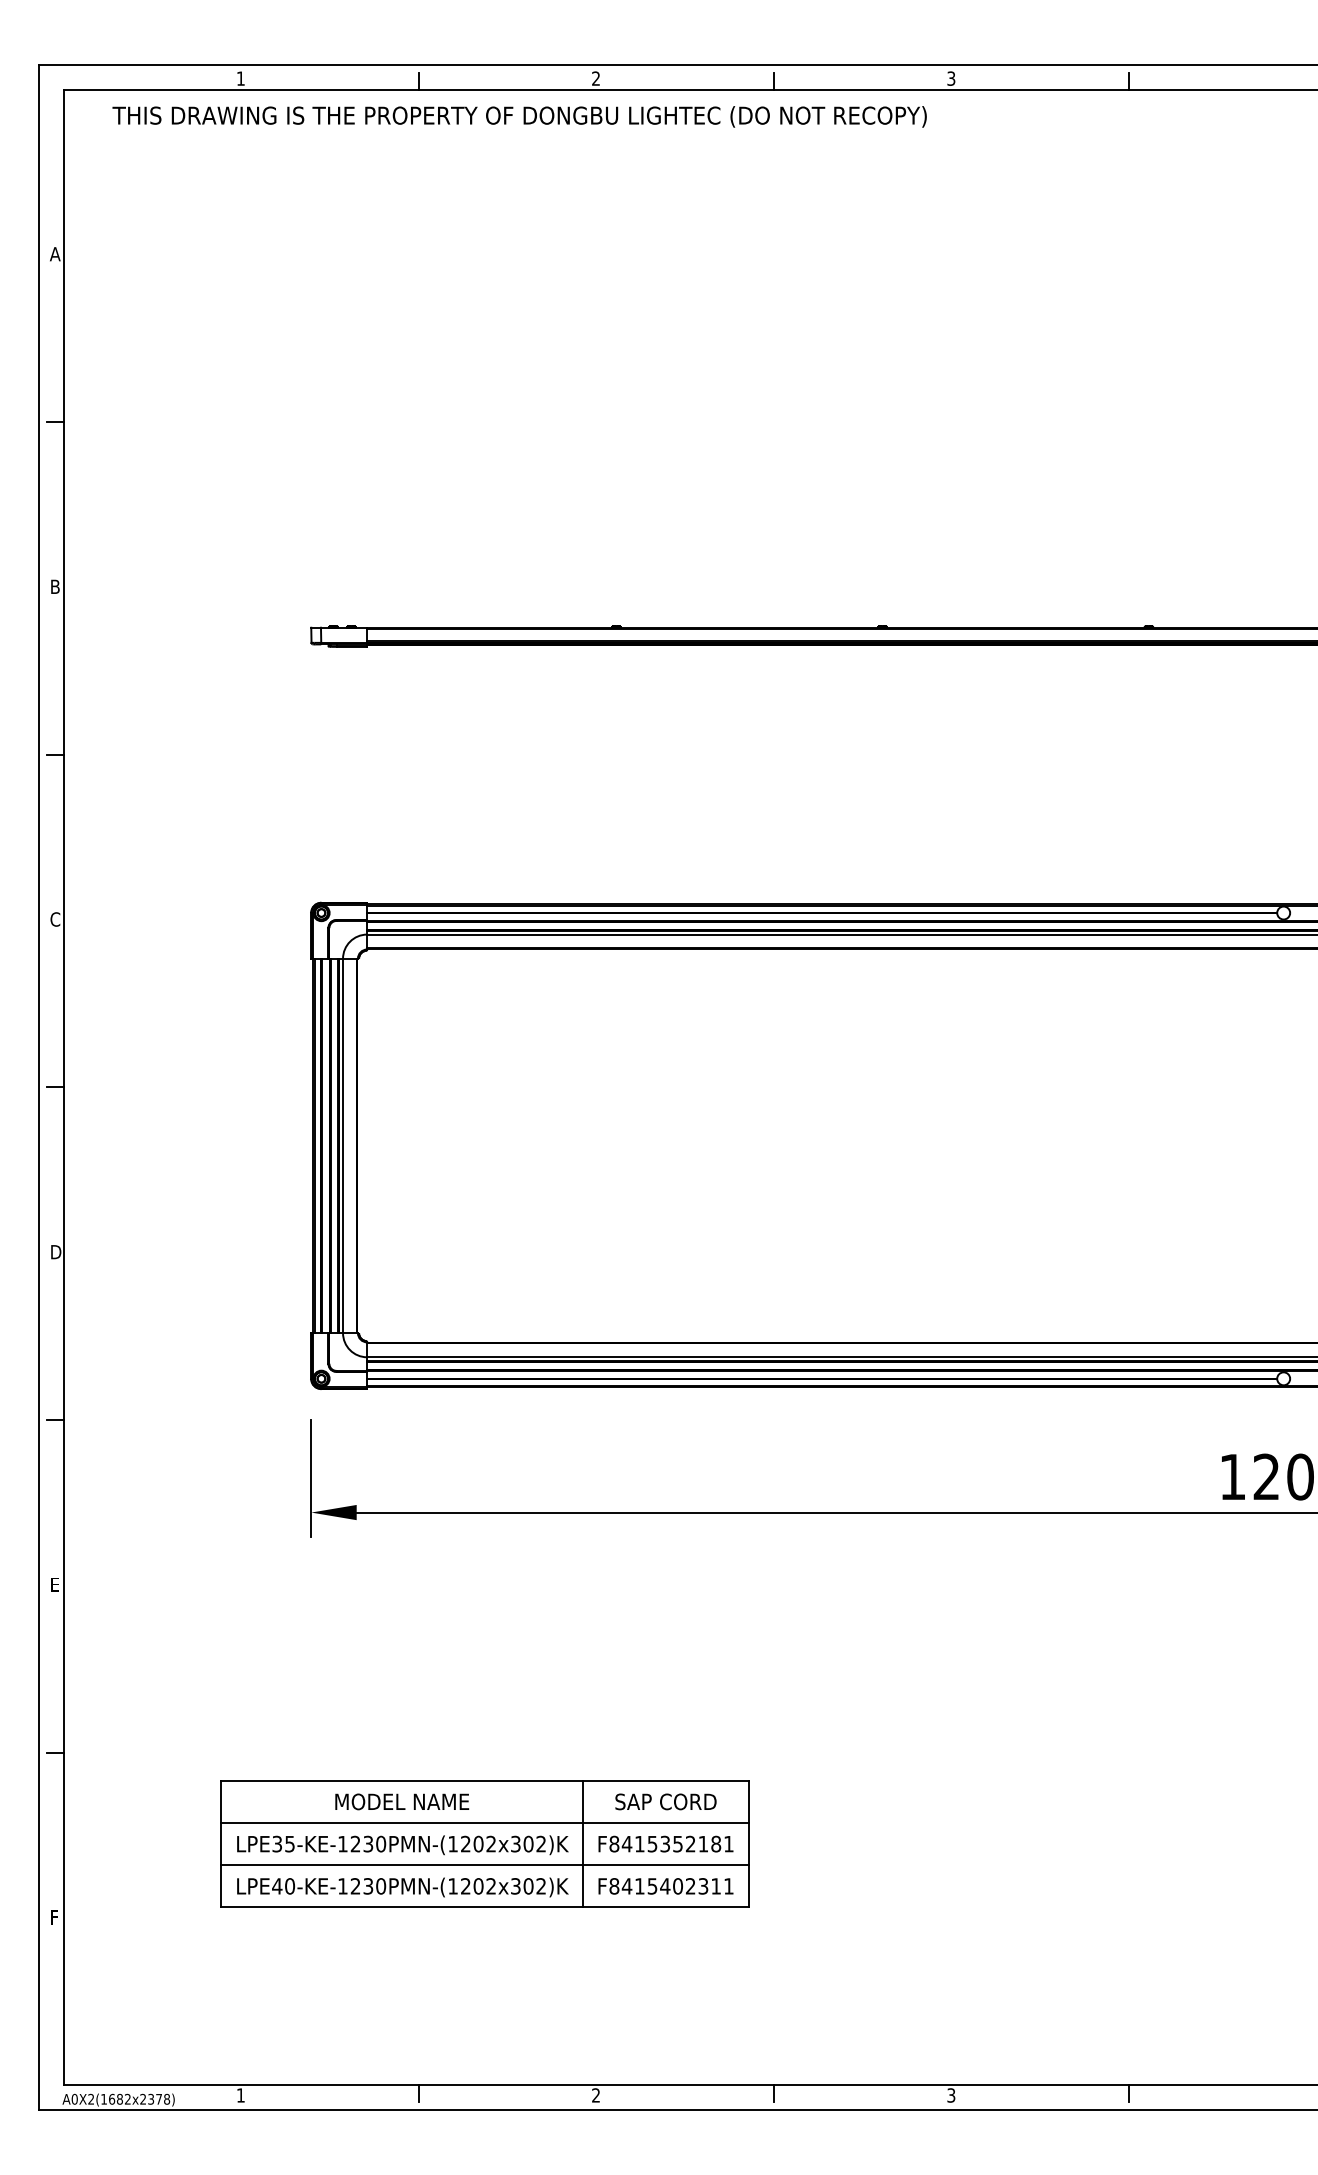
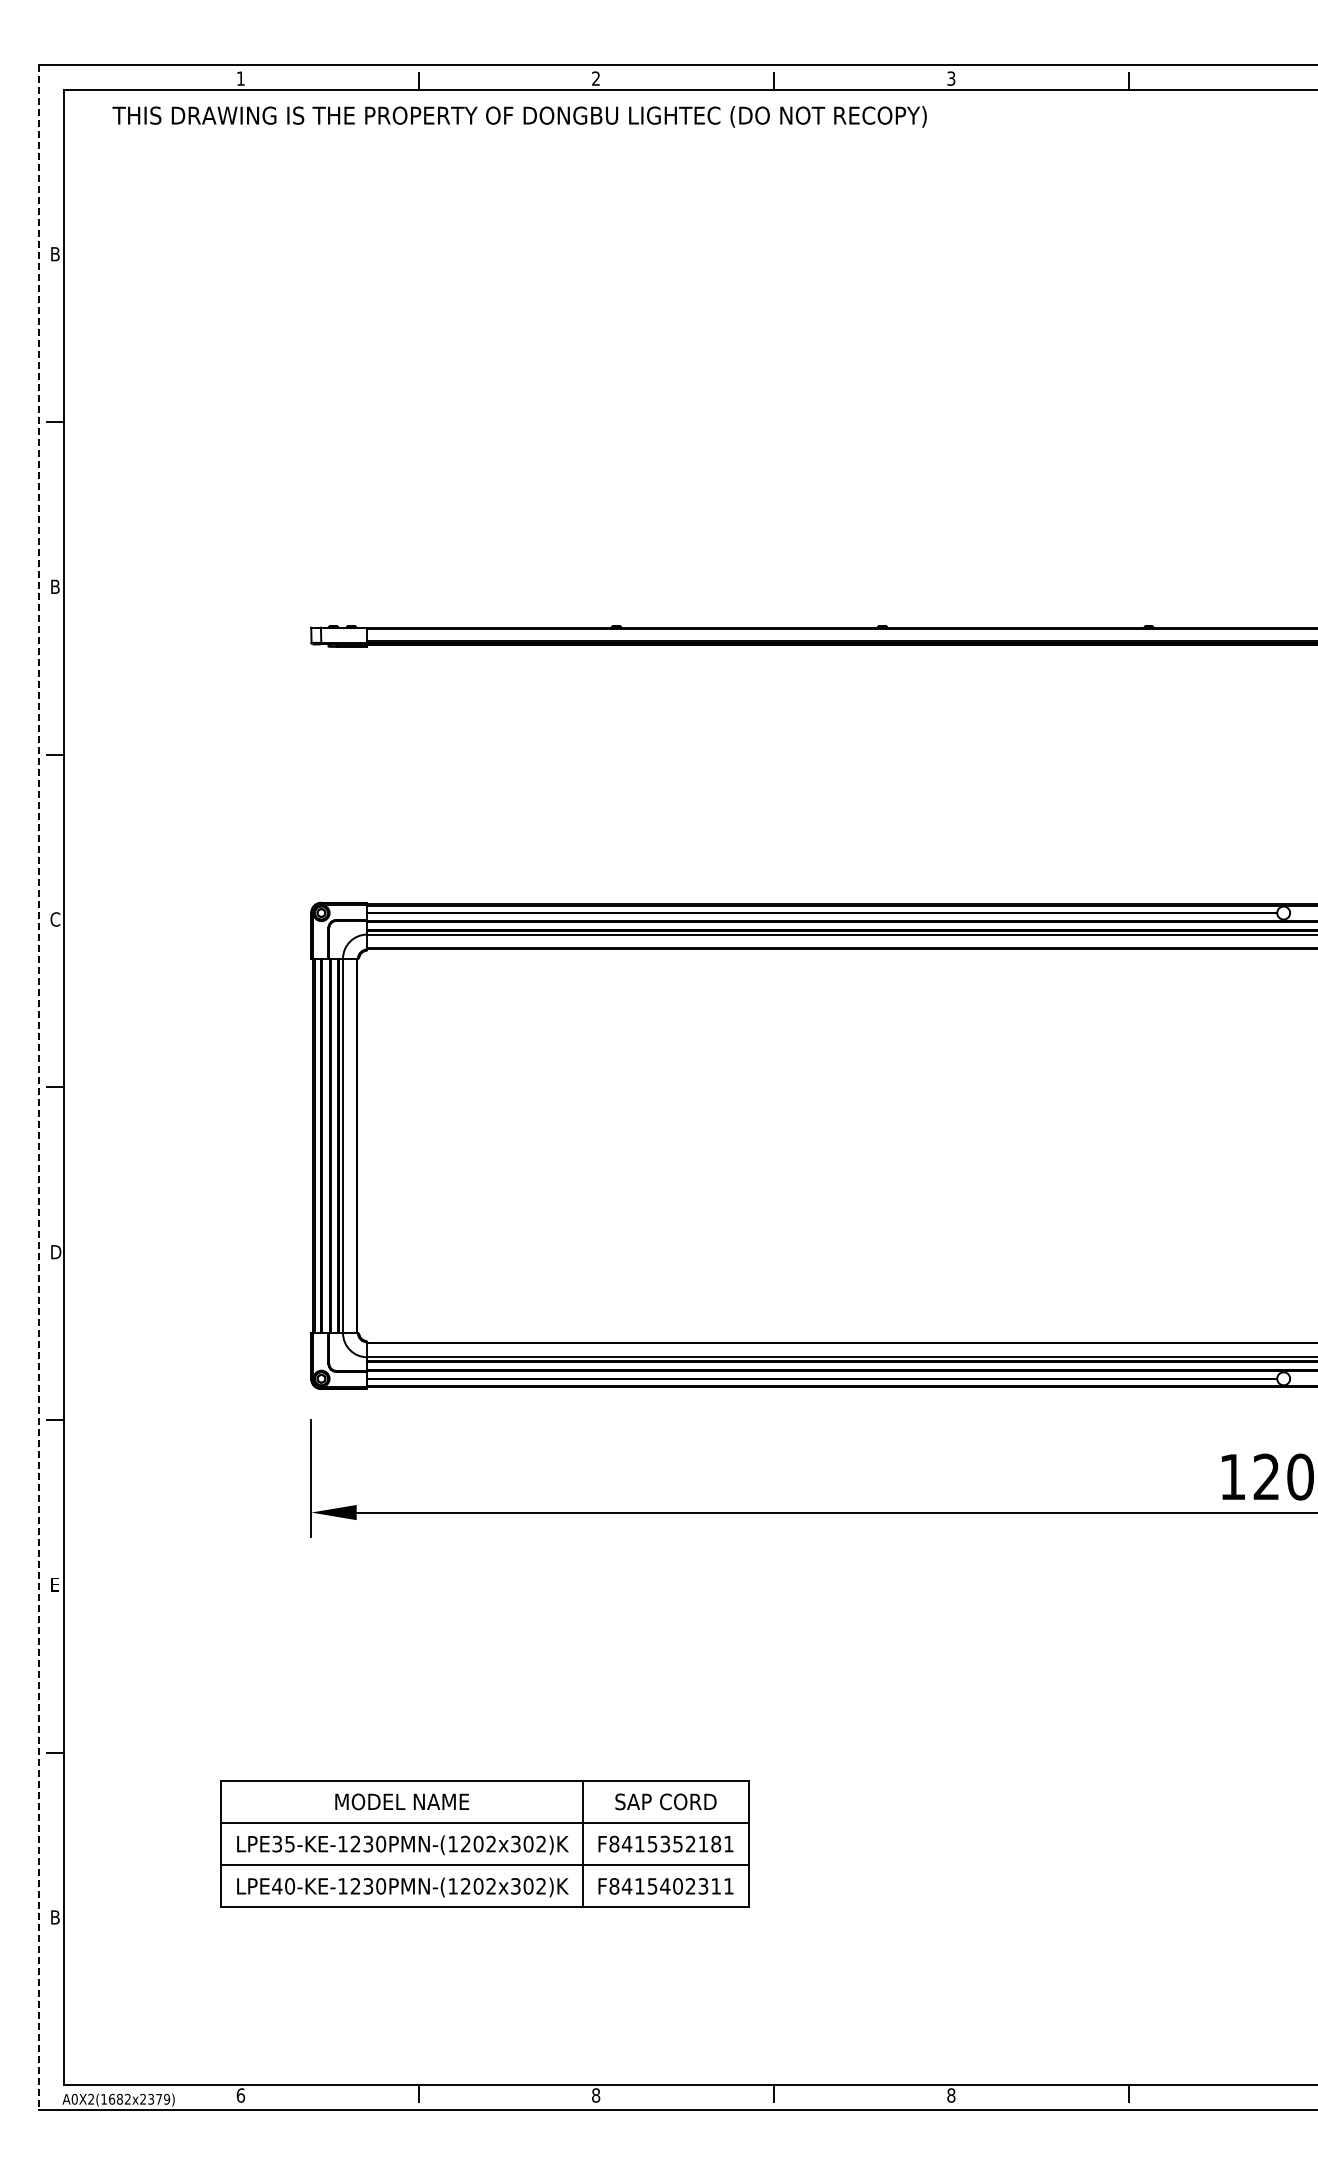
text: A -> B (55, 254)
line: solid -> dashed (39, 1088)
text: F -> B (55, 1917)
text: 1 -> 6 (240, 2095)
text: 2 -> 8 (596, 2095)
text: 3 -> 8 (951, 2095)
text: A0X2(1682x2378) -> A0X2(1682x2379) (167, 2099)
